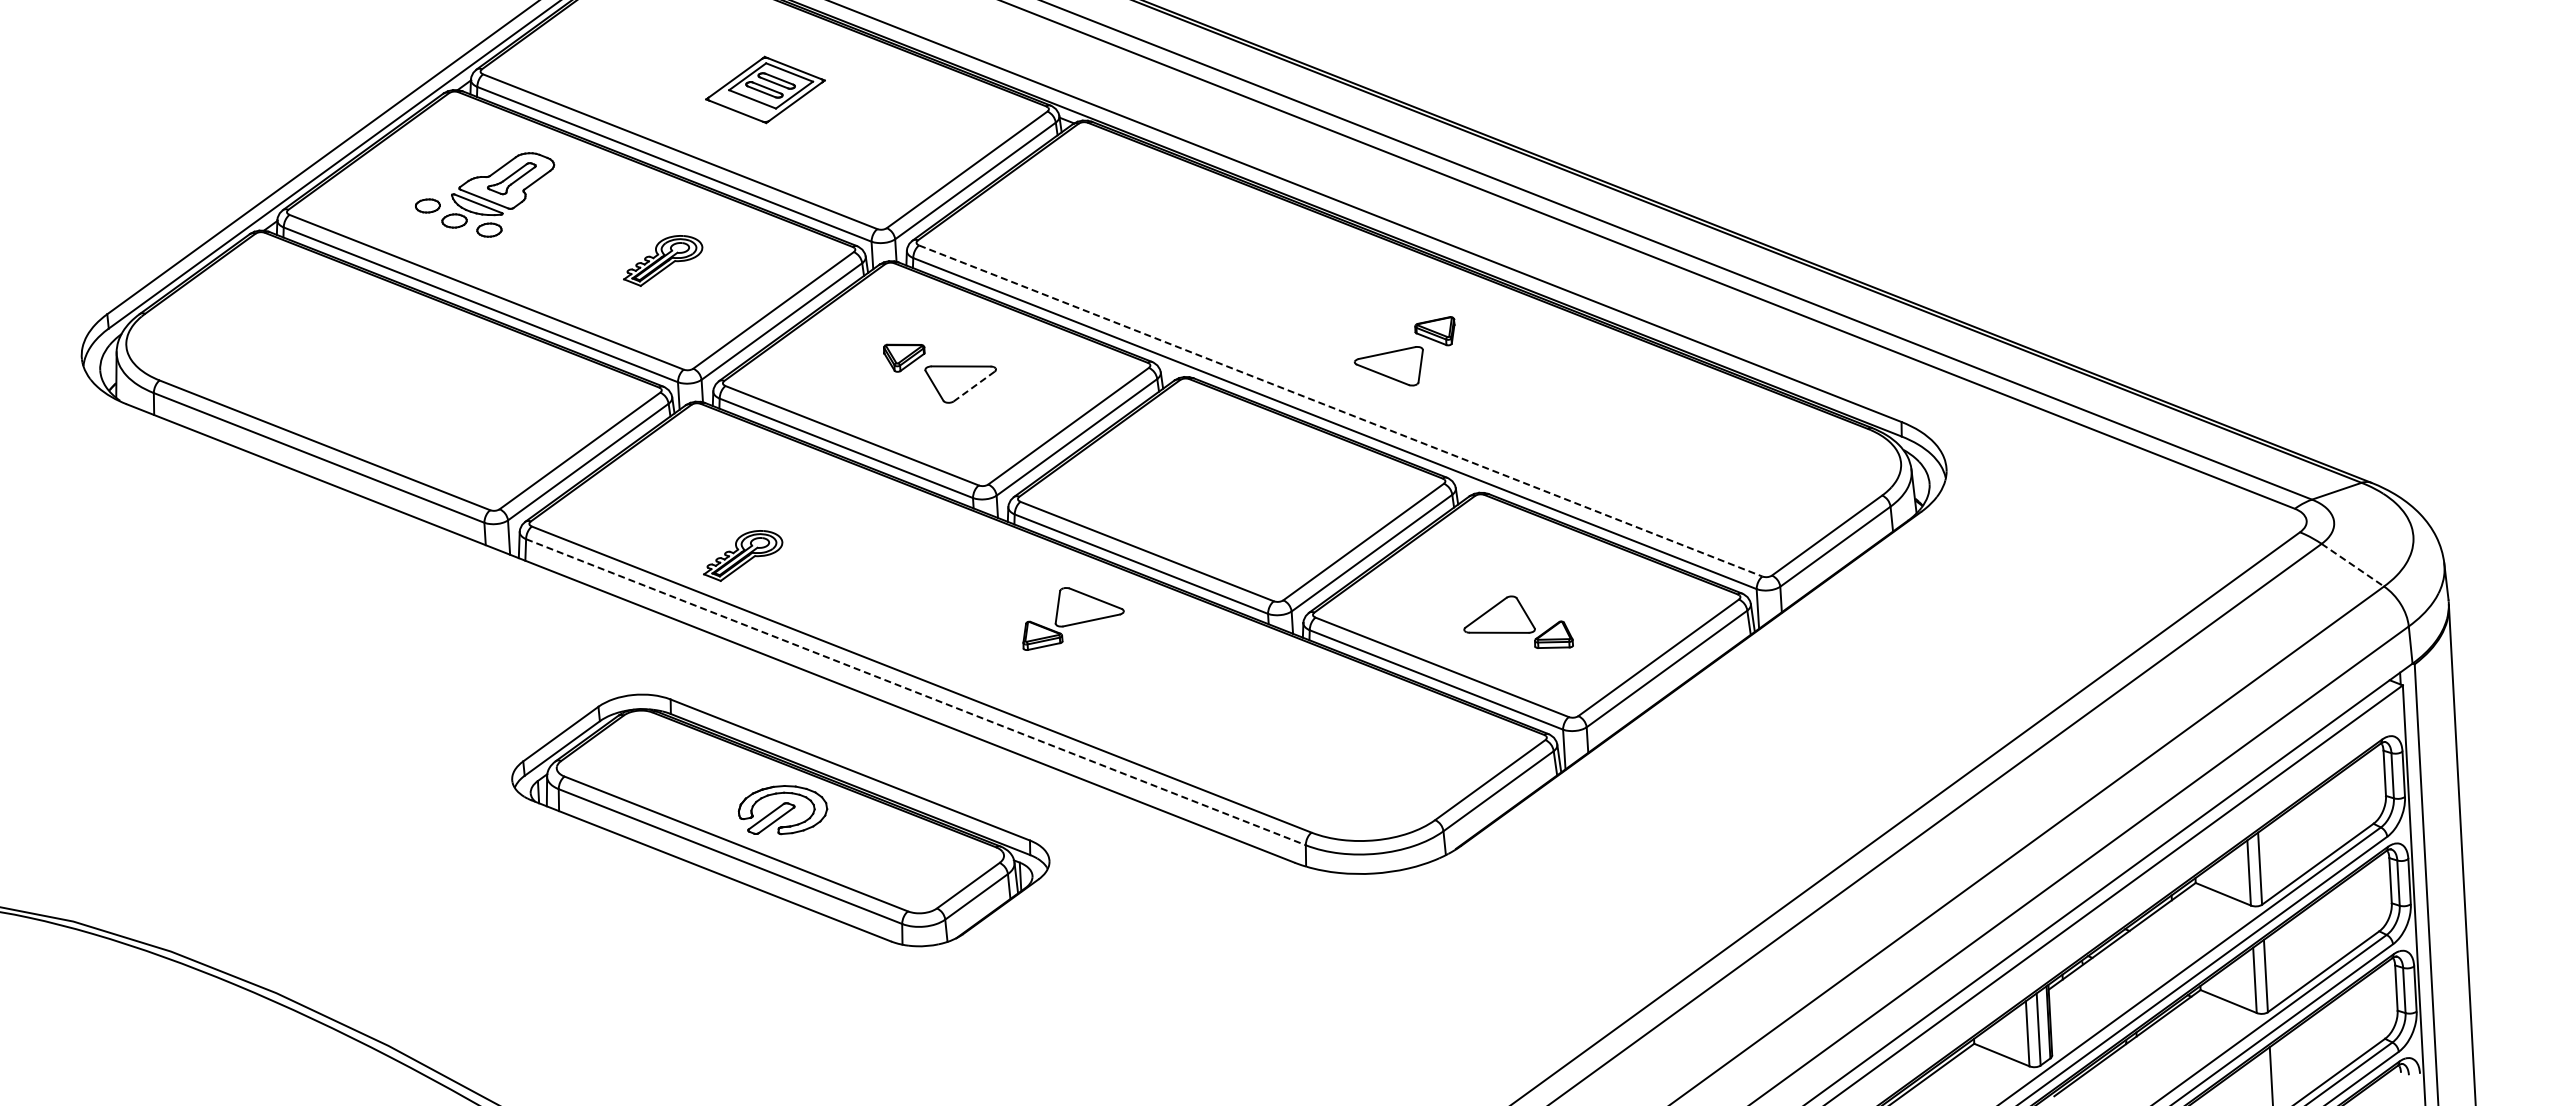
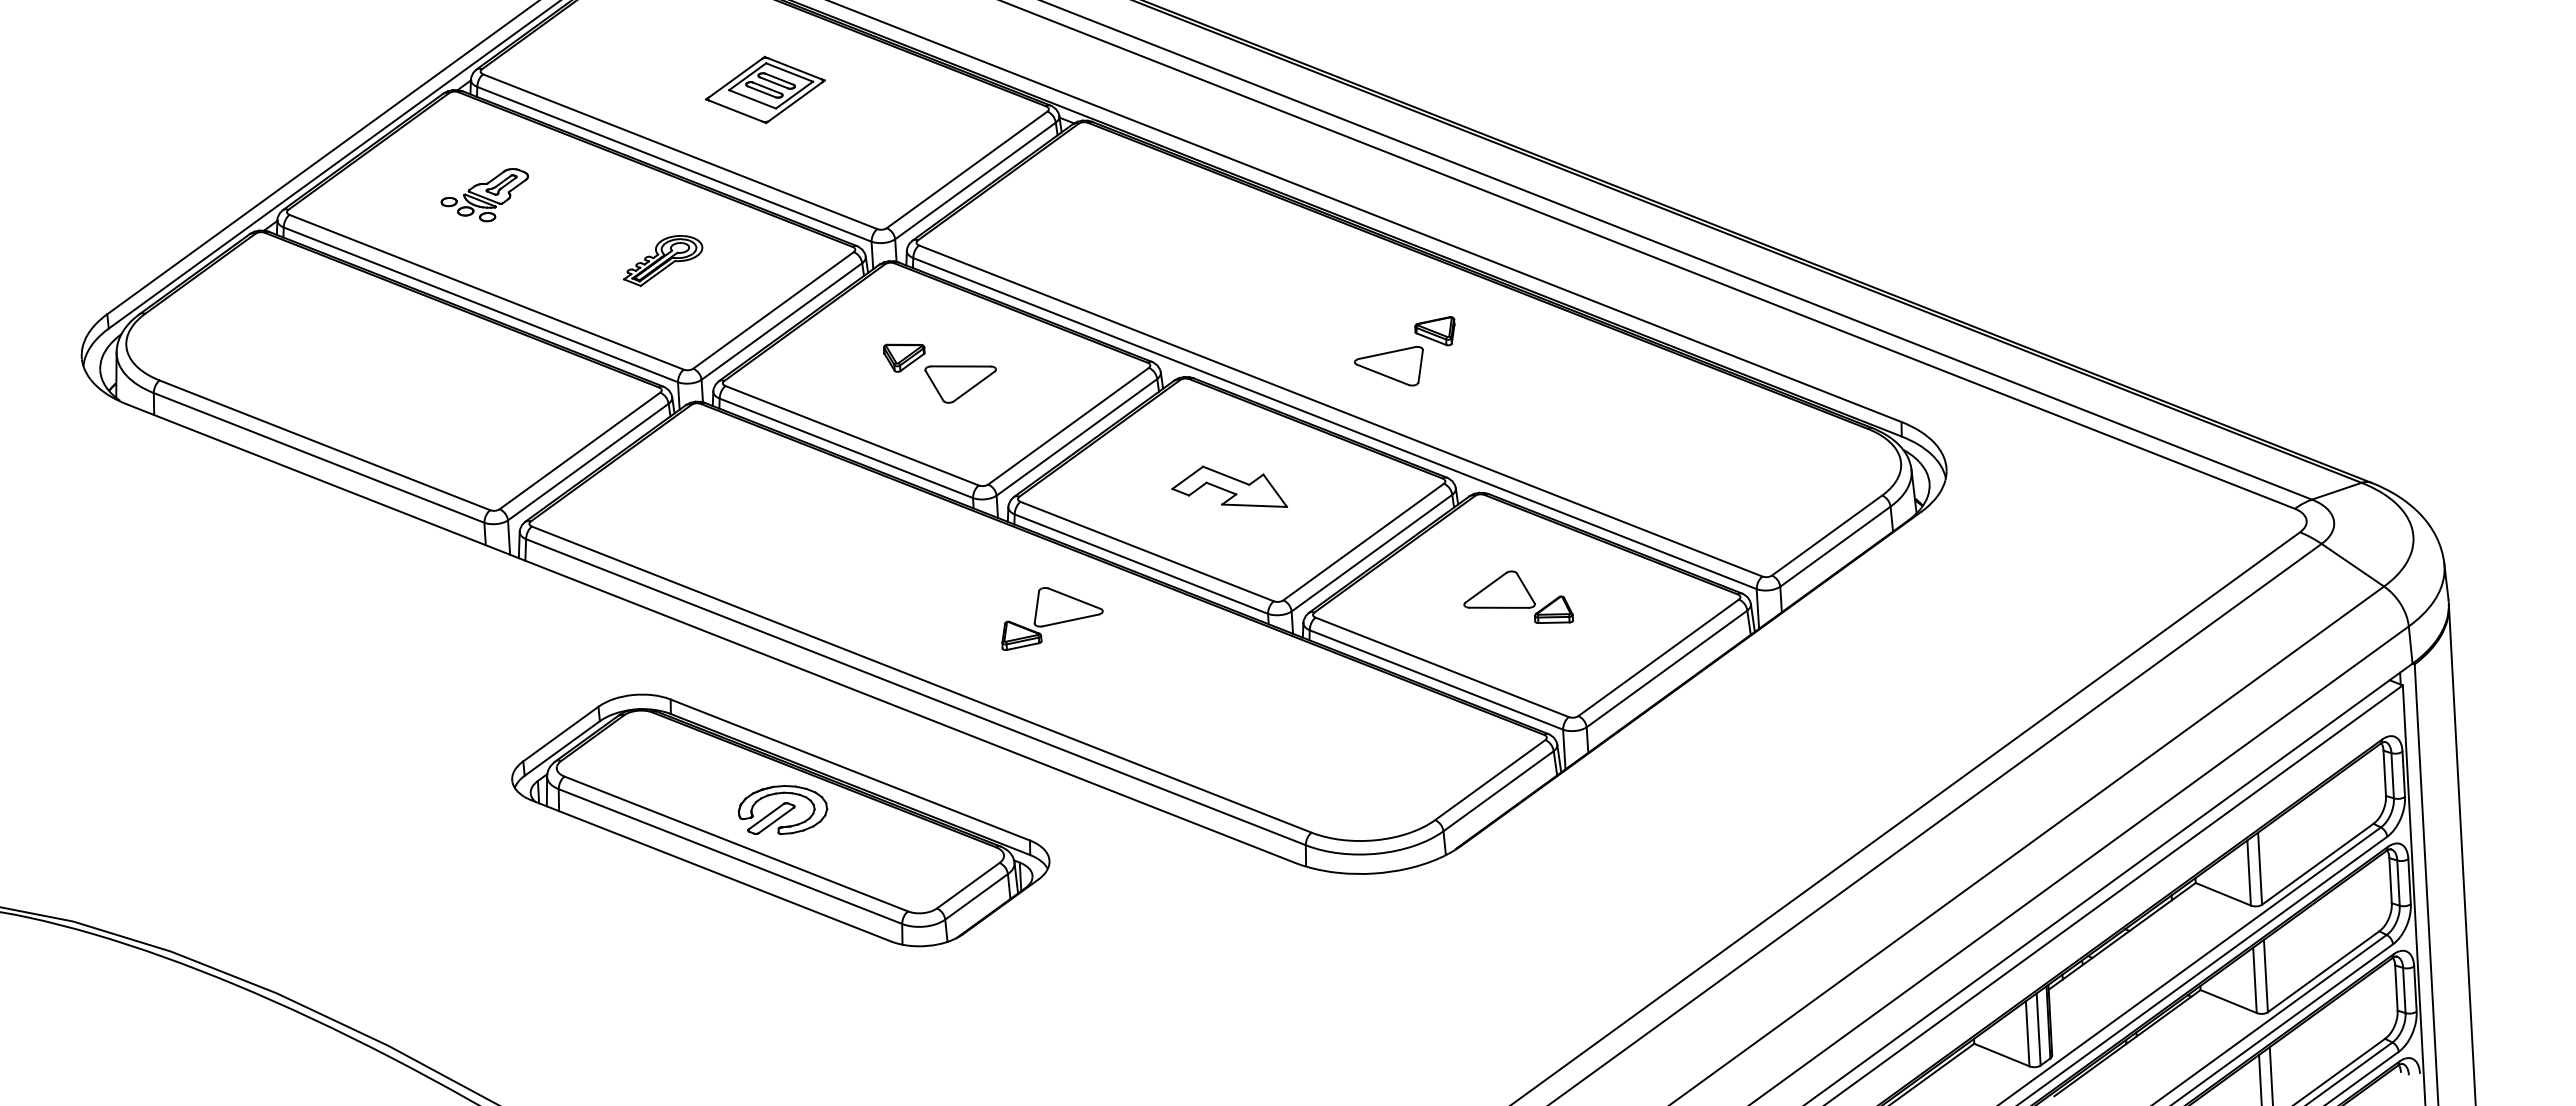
part size: 141x86 px -> 89x55 px (484, 195)
line: dashed -> solid (973, 386)
line: dashed -> solid (1341, 411)
part: none -> present (1229, 486)
part: present -> none (743, 555)
line: dashed -> solid (2352, 565)
part position: (1073, 618) -> (1052, 618) (1052, 618)
part position: (1518, 621) -> (1518, 596) (1518, 596)
line: dashed -> solid (915, 692)
line: none -> present (2260, 1078)
